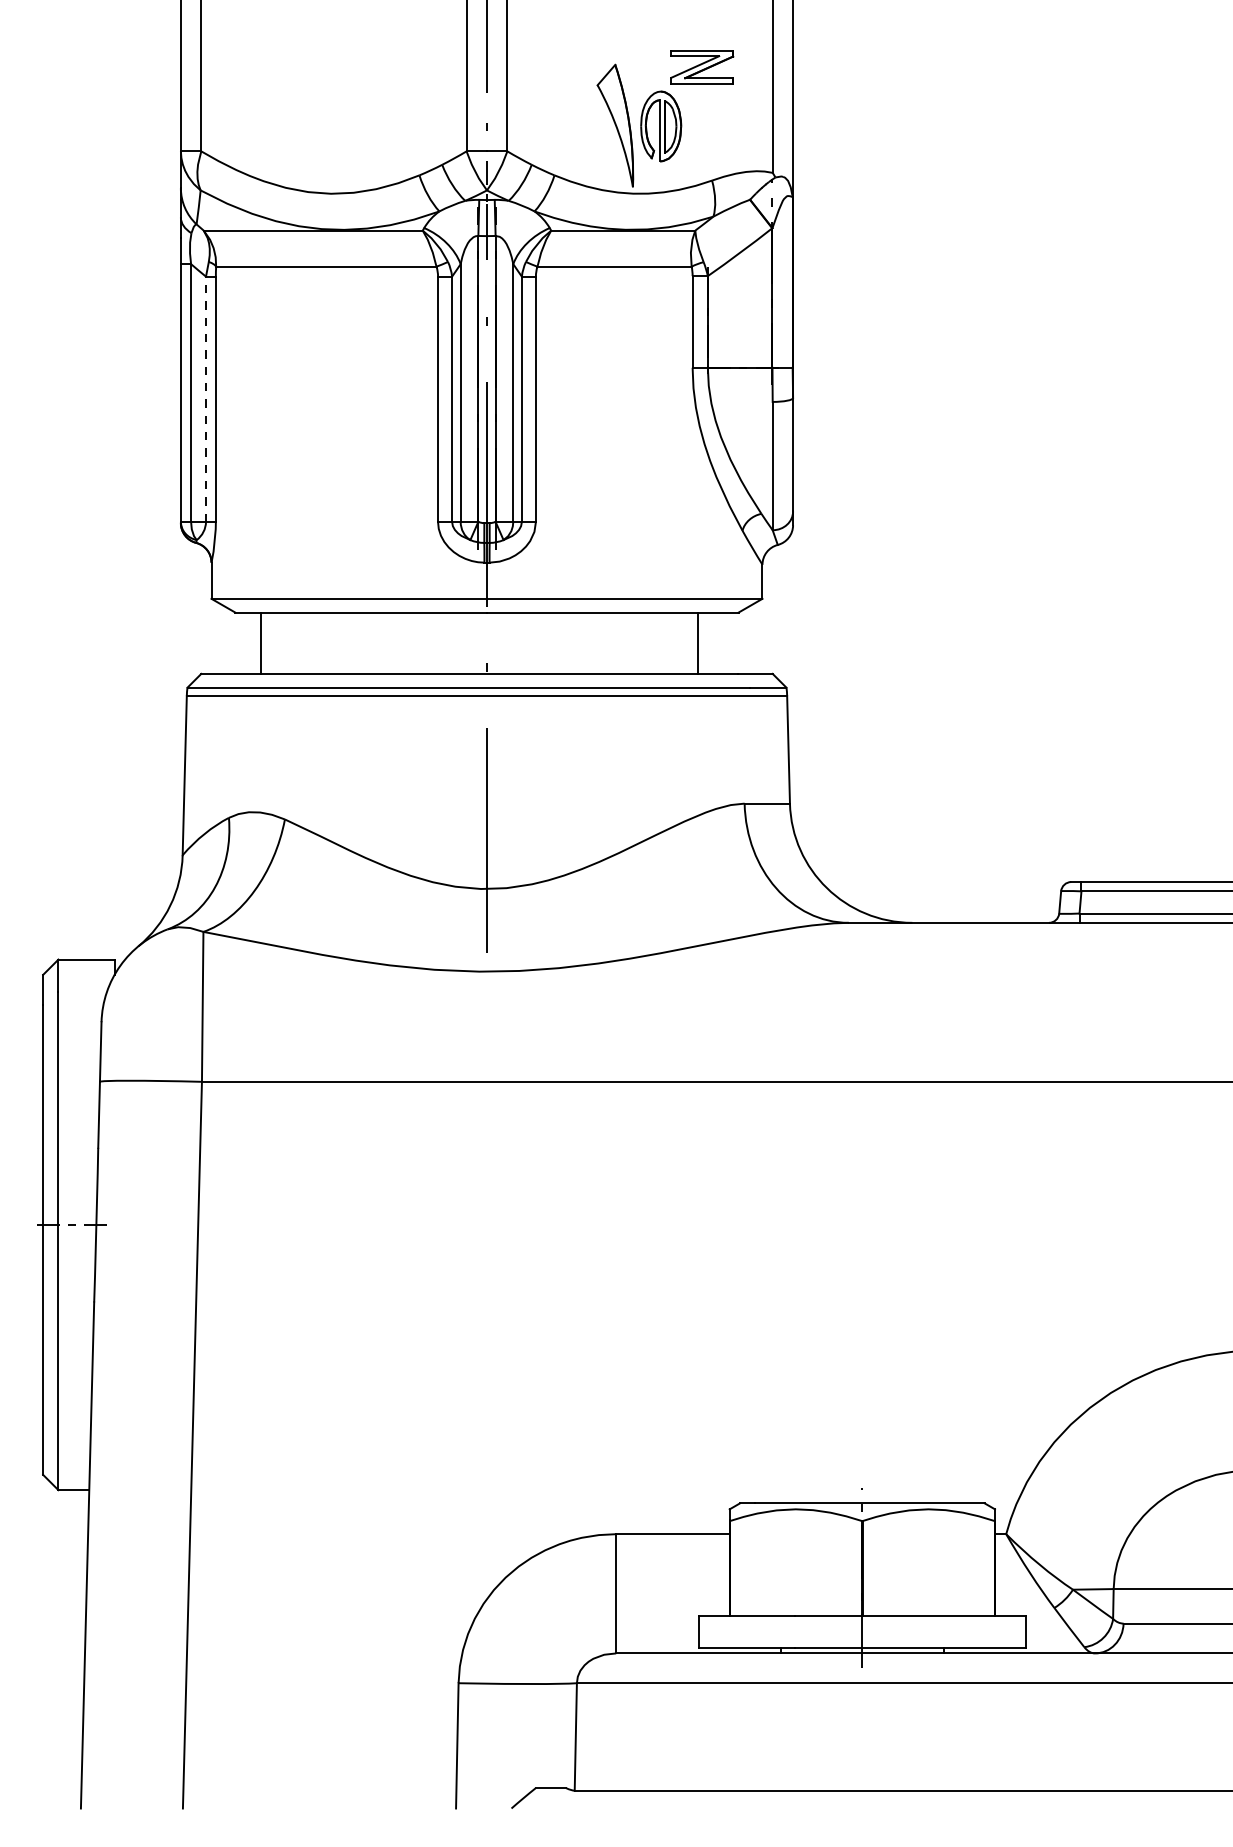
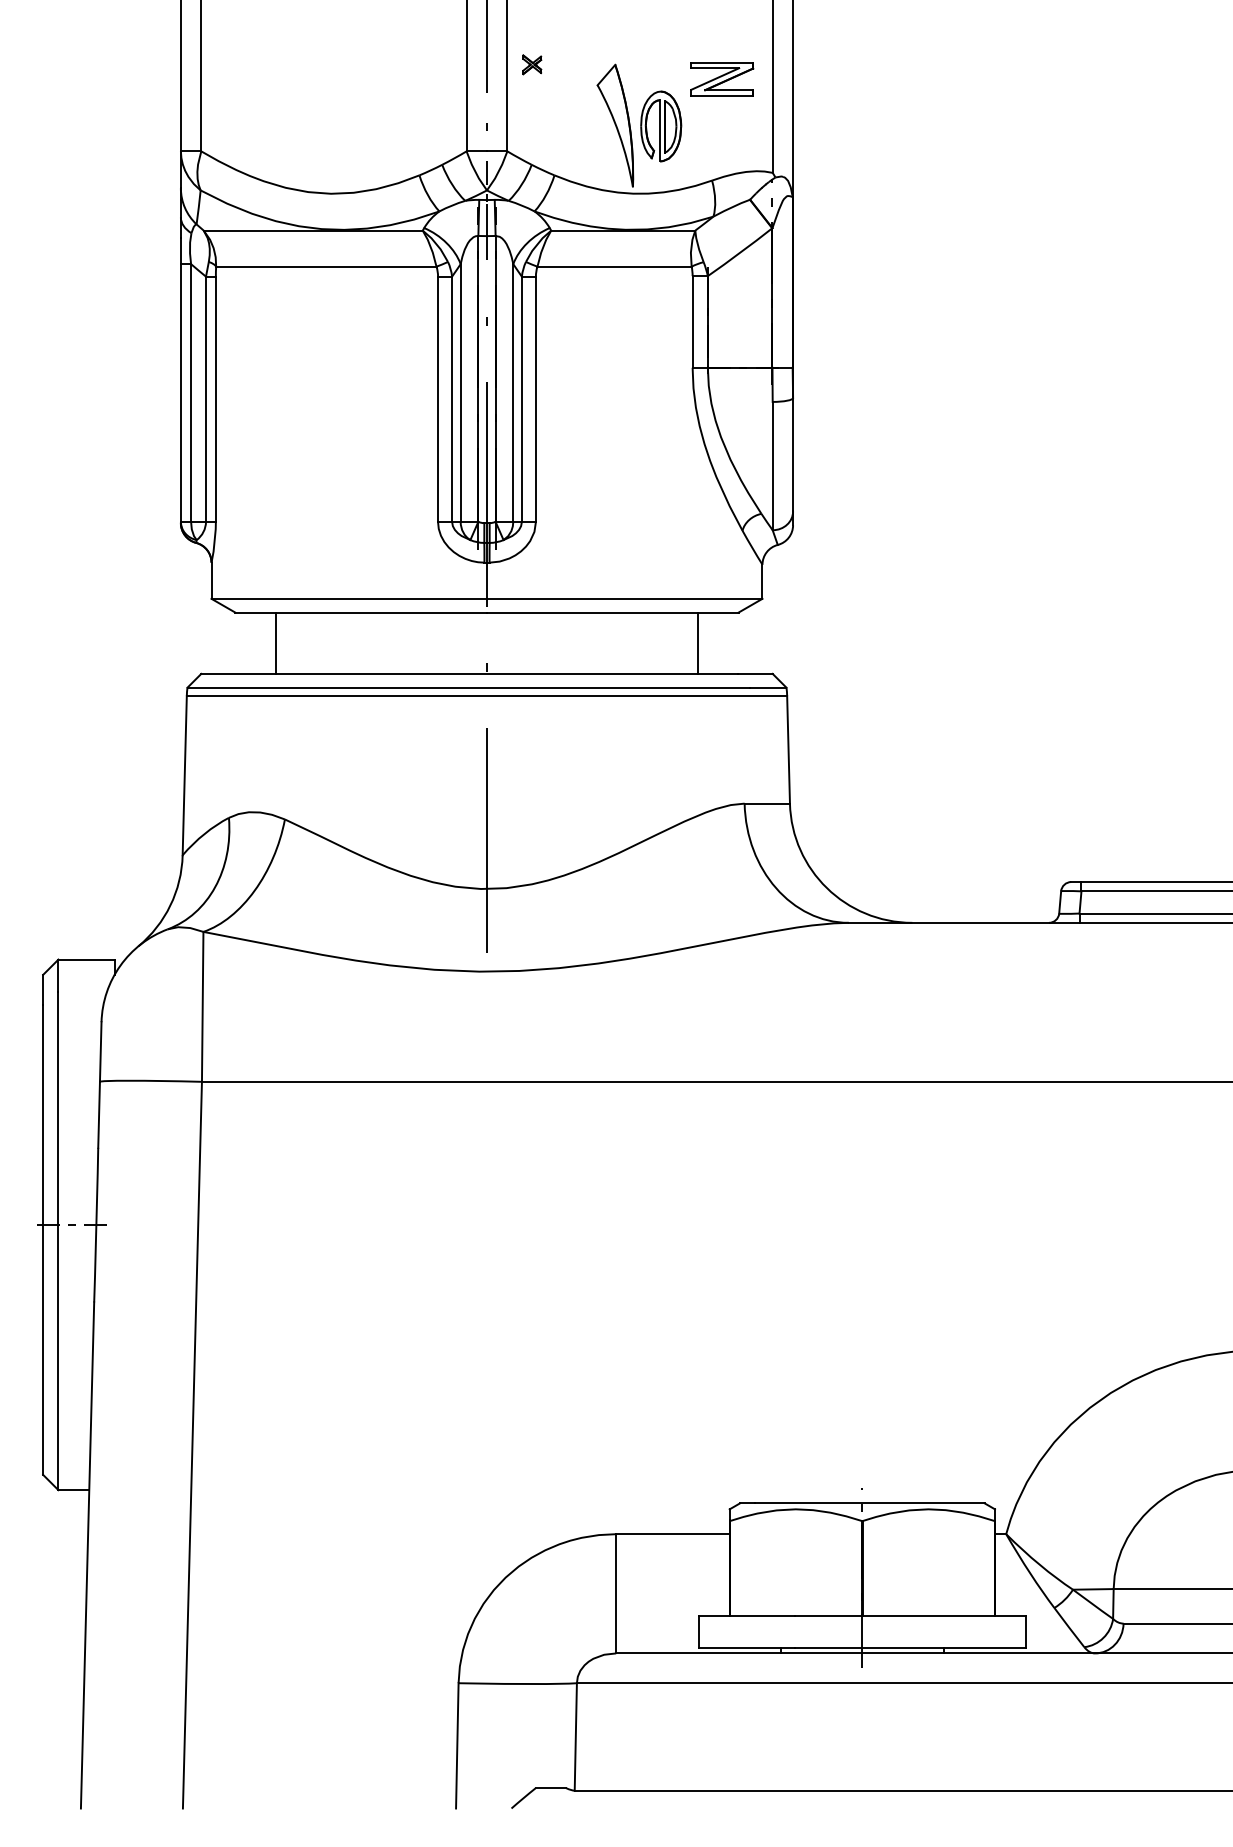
part: none -> present (532, 64)
part position: (702, 67) -> (722, 79) (722, 79)
line: dashed -> solid (206, 399)
line position: (260, 642) -> (275, 642) (275, 642)
